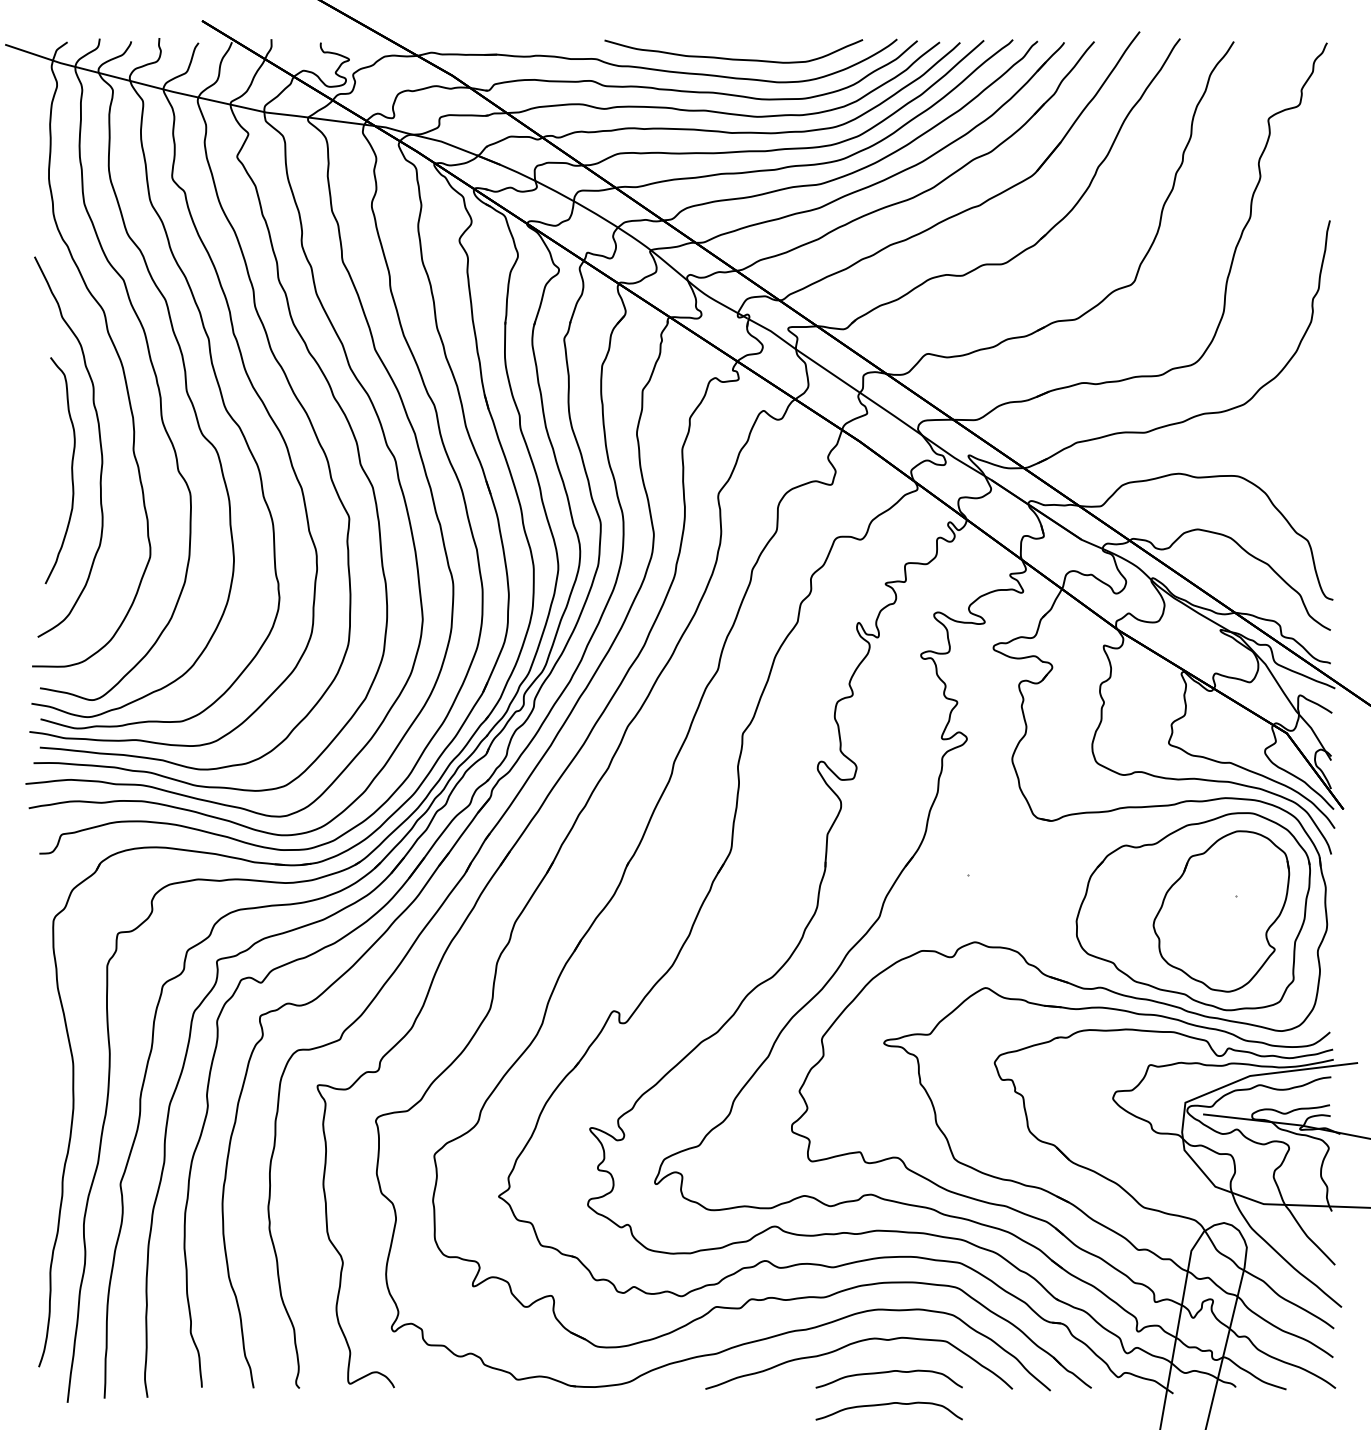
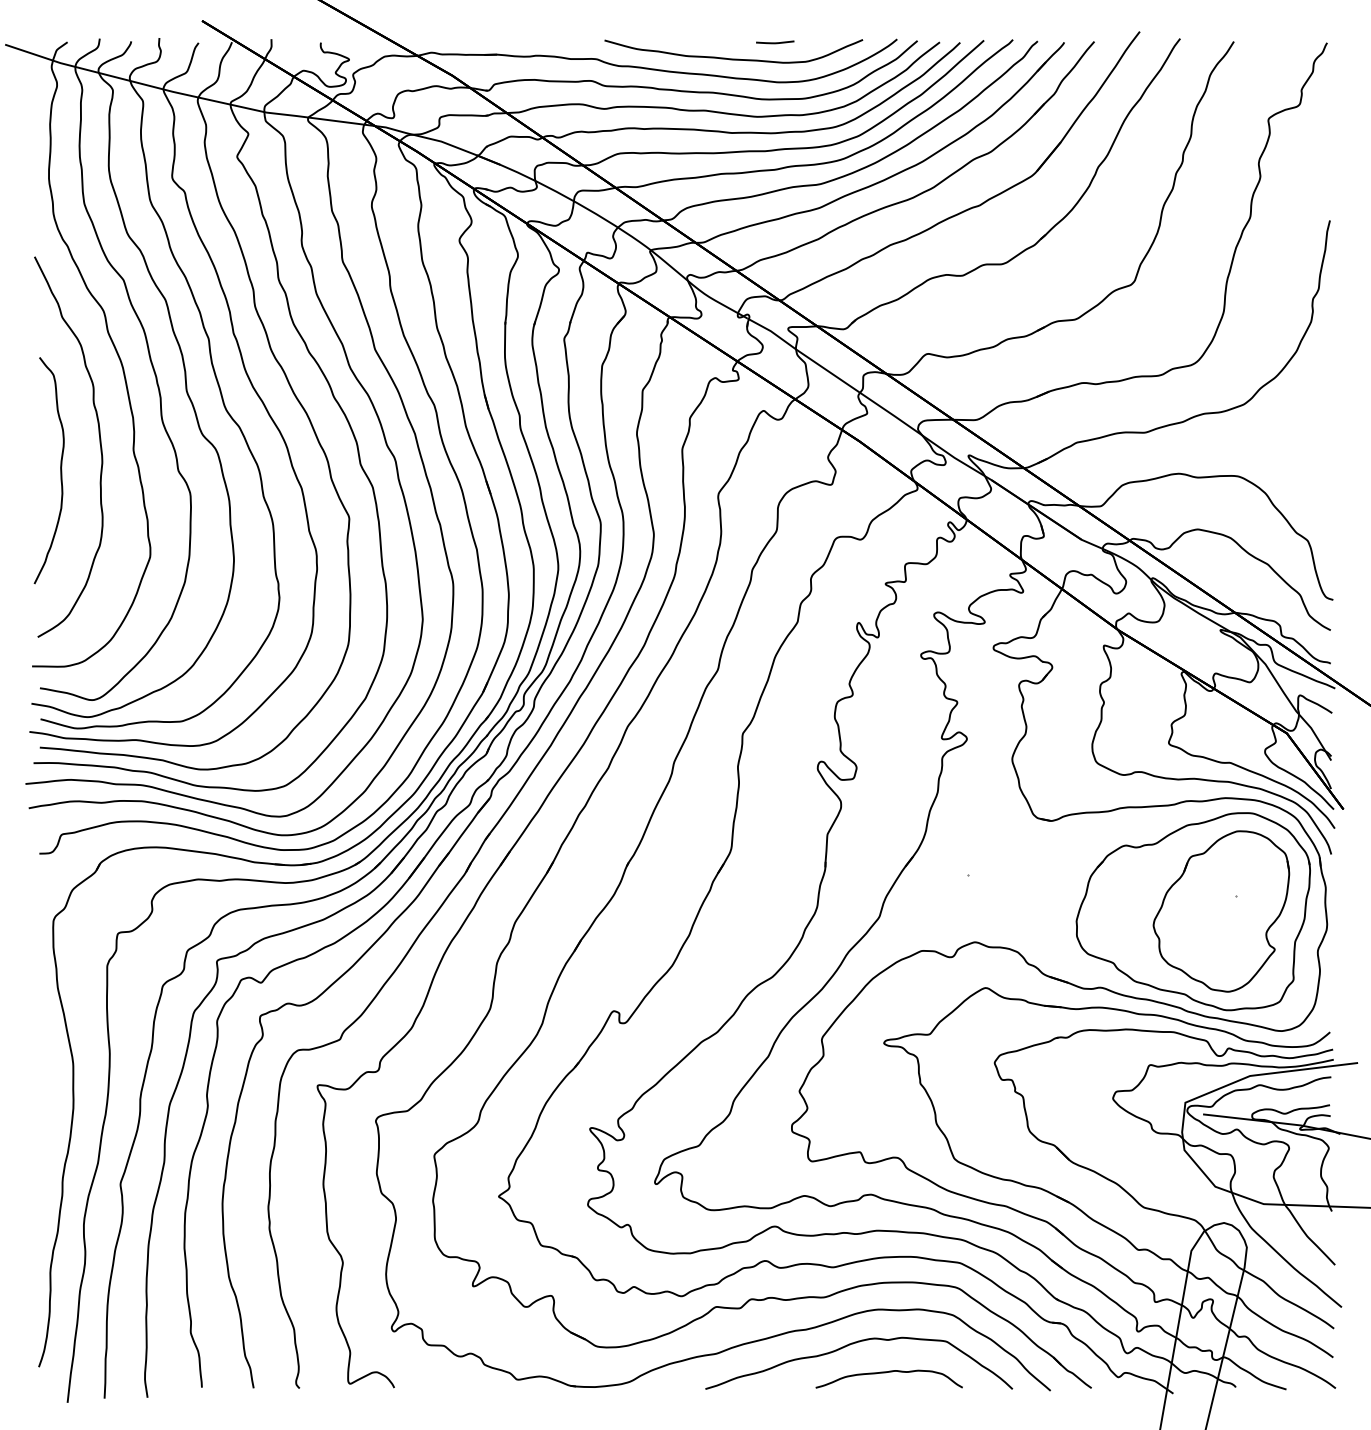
curve: none -> present (775, 42)
curve position: (71, 470) -> (60, 470) (60, 470)
curve: present -> none (886, 1405)
